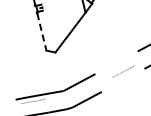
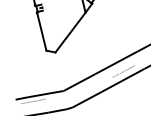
line: dashed -> solid (41, 32)
line: none -> present (116, 62)
line: none -> present (122, 79)
